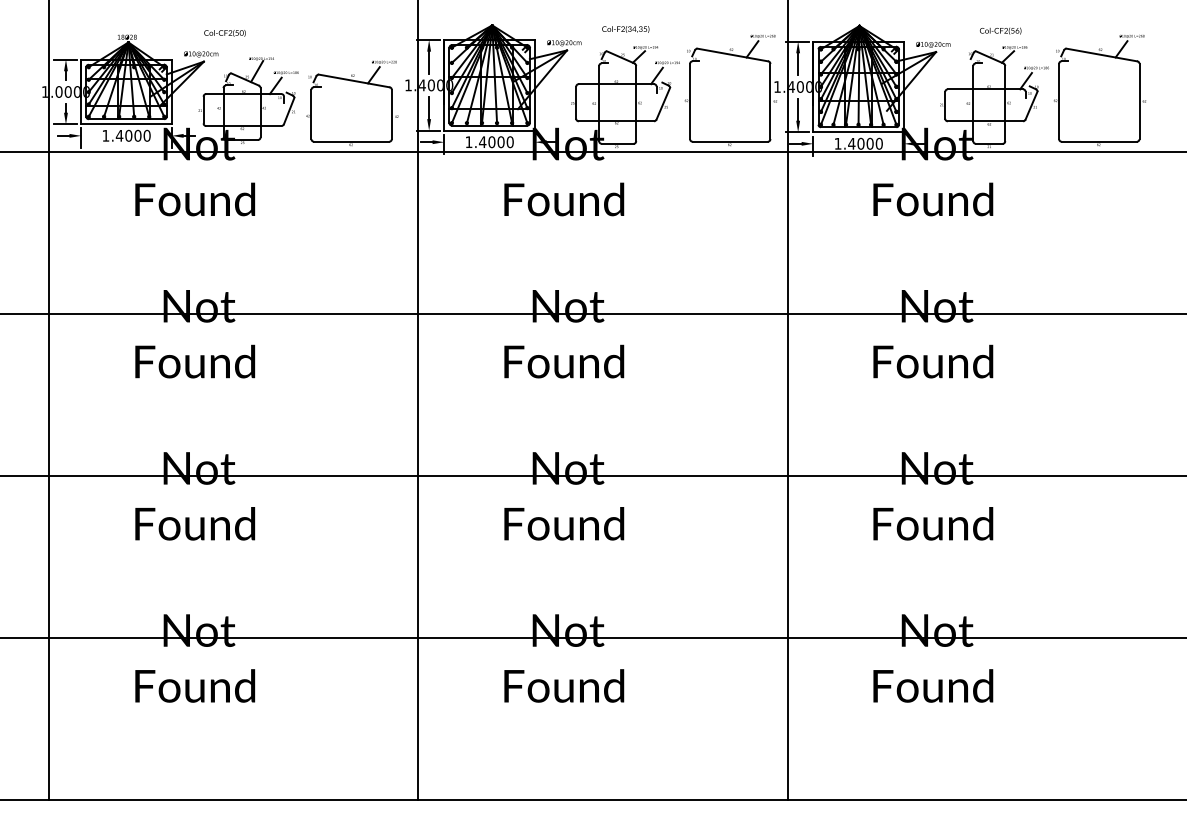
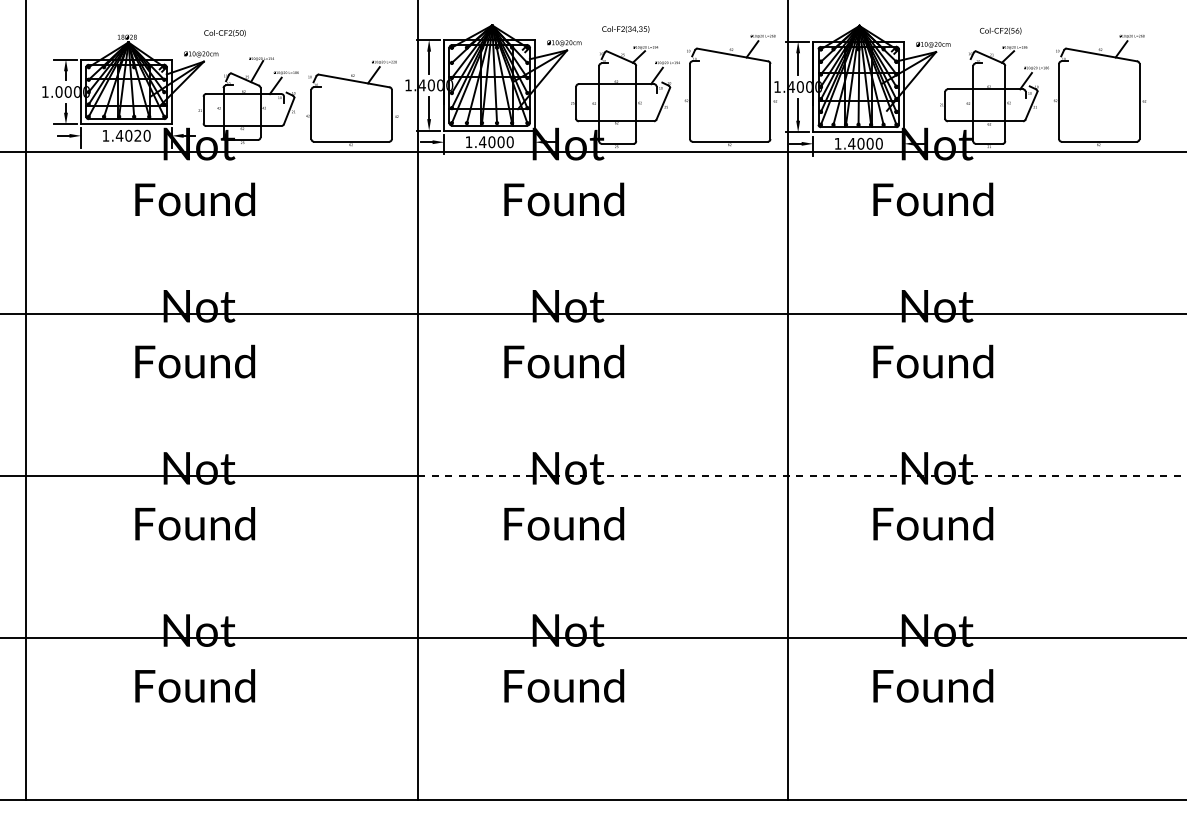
text: 1.4000 -> 1.4020 (137, 135)
line position: (49, 401) -> (26, 401) (26, 401)
line: solid -> dashed (802, 476)
